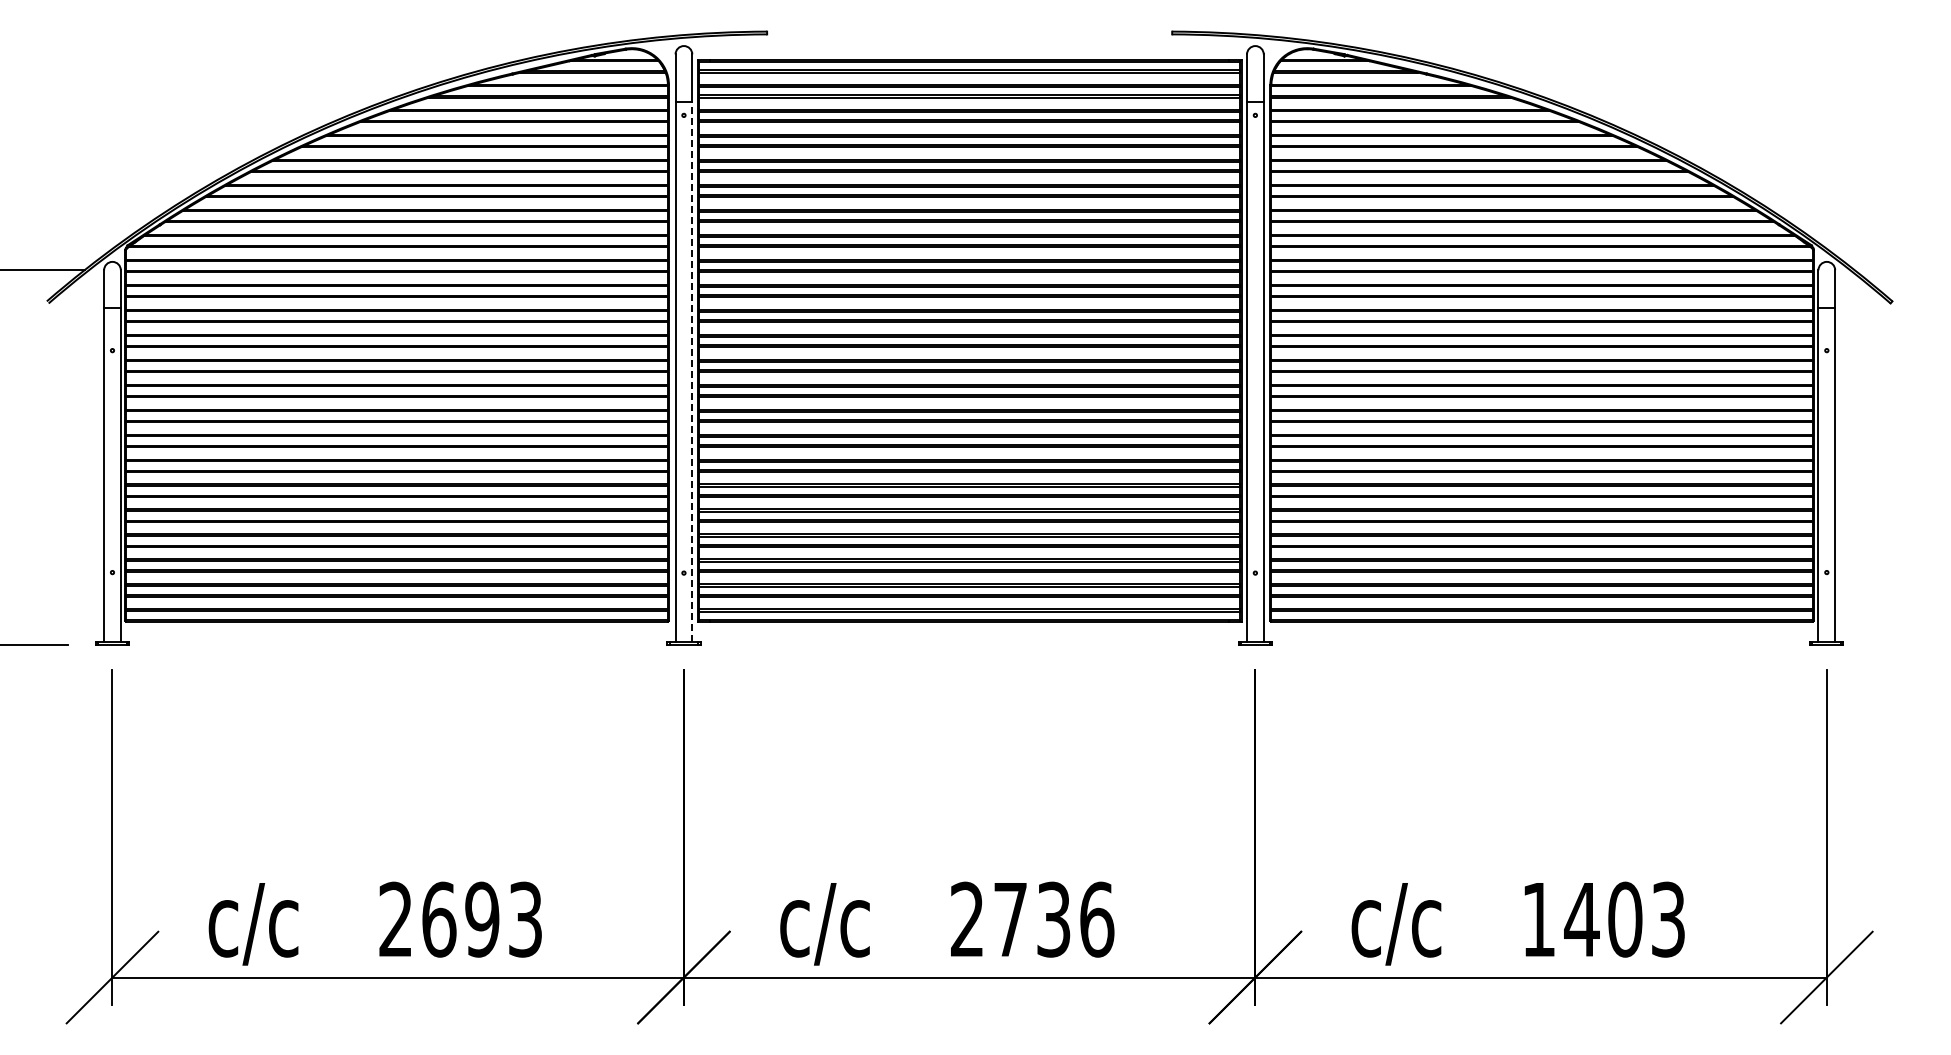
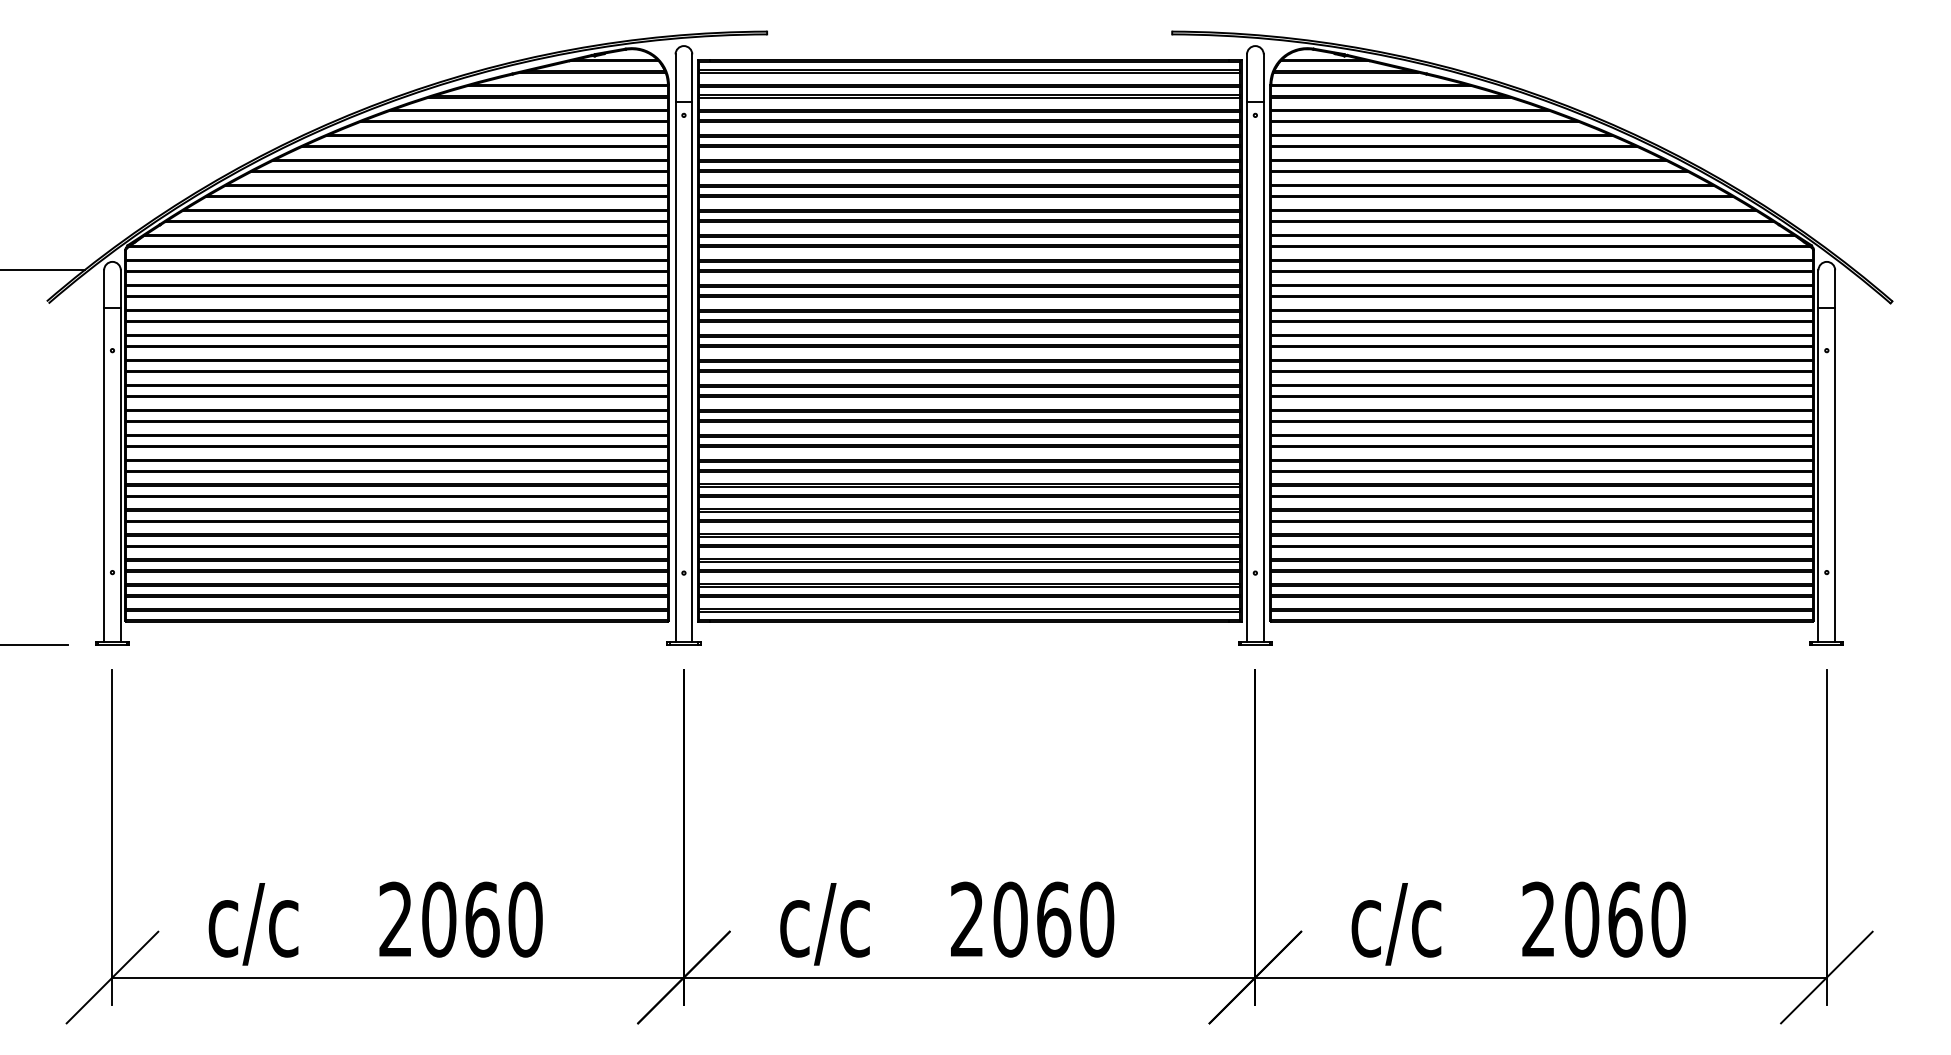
line: dashed -> solid (692, 371)
text: 2693 -> 2060 (482, 919)
text: 2736 -> 2060 (1053, 919)
text: 1403 -> 2060 (1603, 919)
